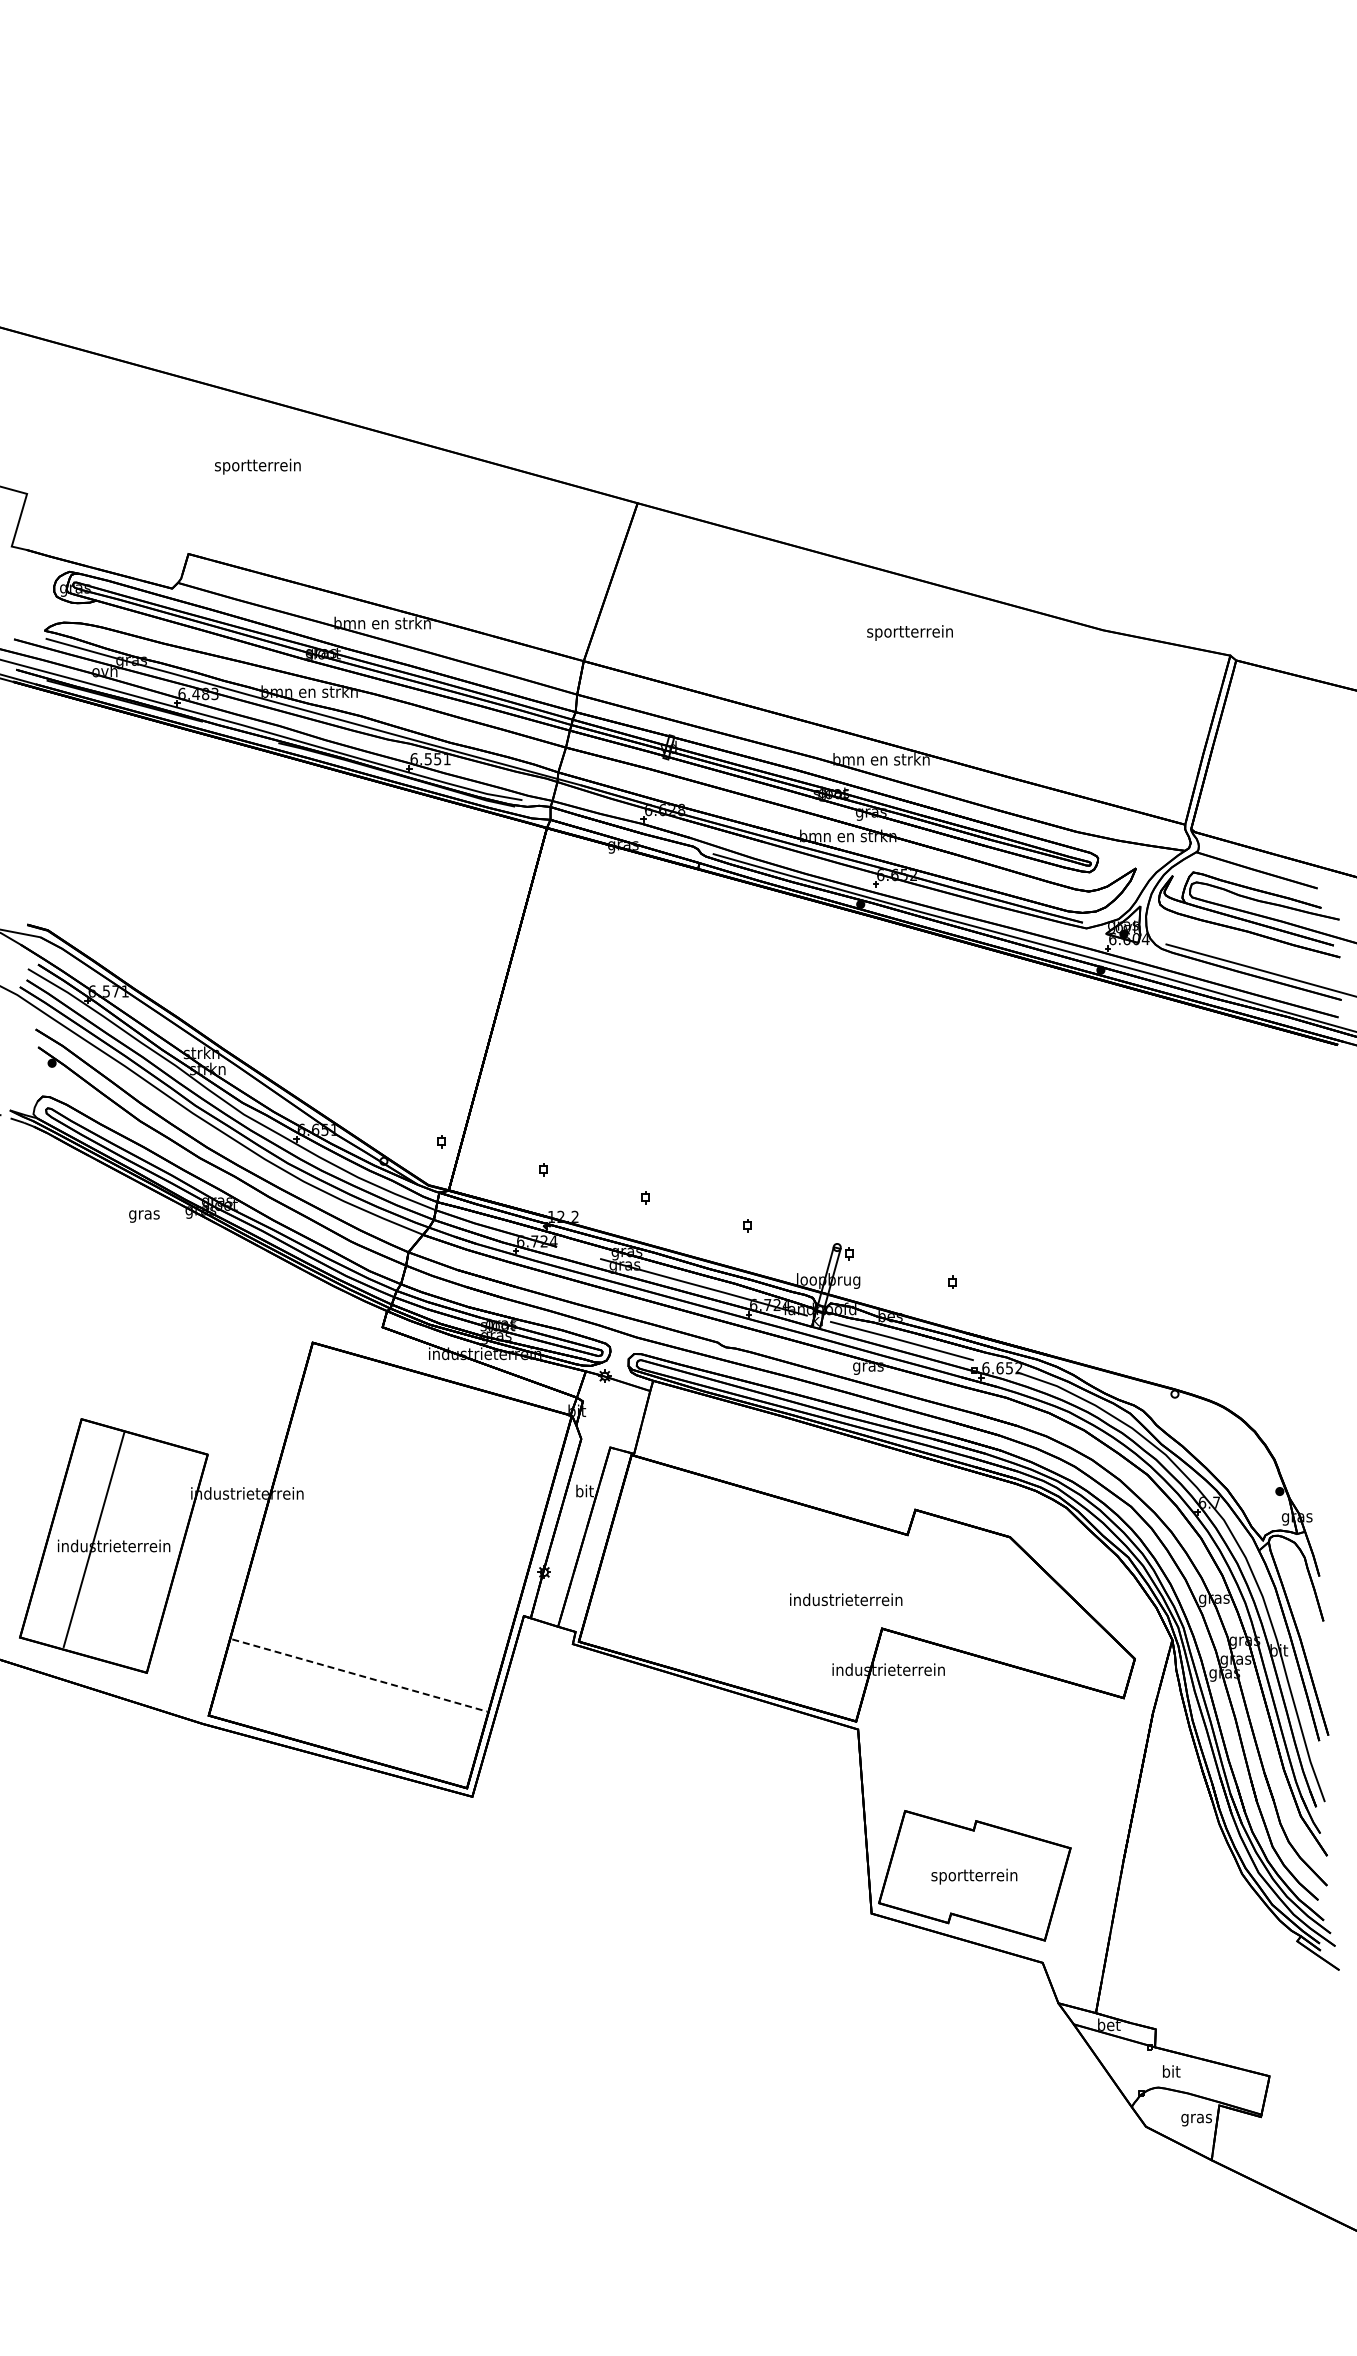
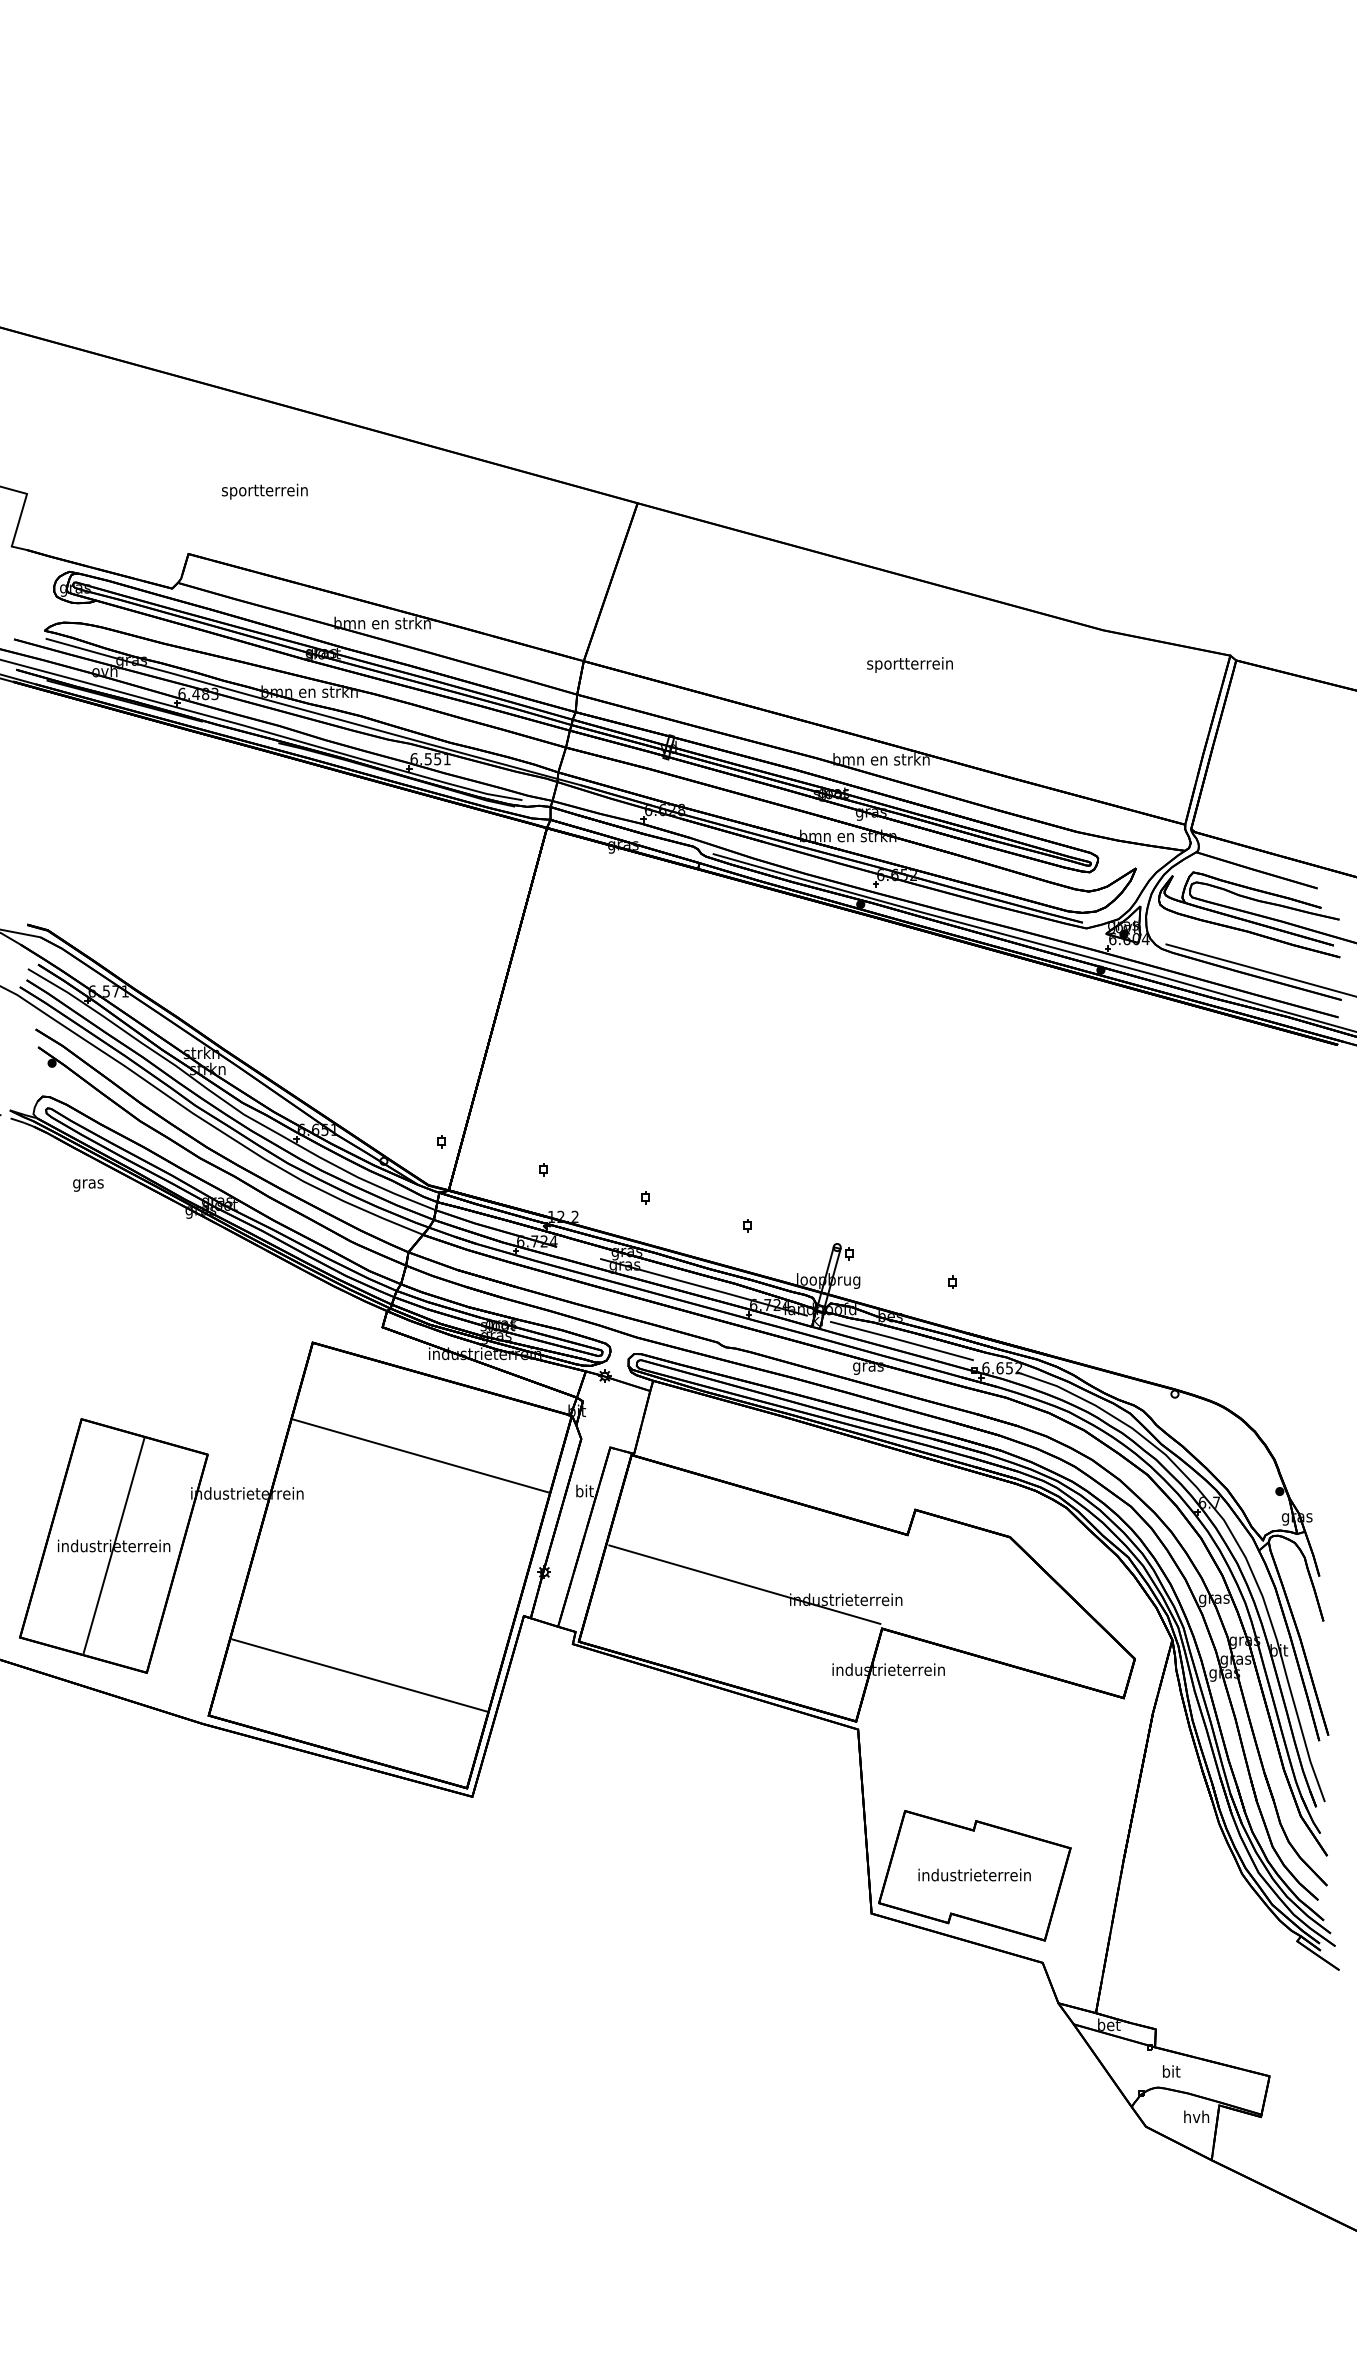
text position: (257, 466) -> (264, 491) (264, 491)
text position: (909, 632) -> (909, 664) (909, 664)
text position: (144, 1216) -> (88, 1185) (88, 1185)
line: none -> present (420, 1455)
line position: (93, 1539) -> (113, 1545) (113, 1545)
line: none -> present (744, 1584)
line: dashed -> solid (360, 1675)
text: sportterrein -> industrieterrein (974, 1876)
text: gras -> hvh (1196, 2118)
